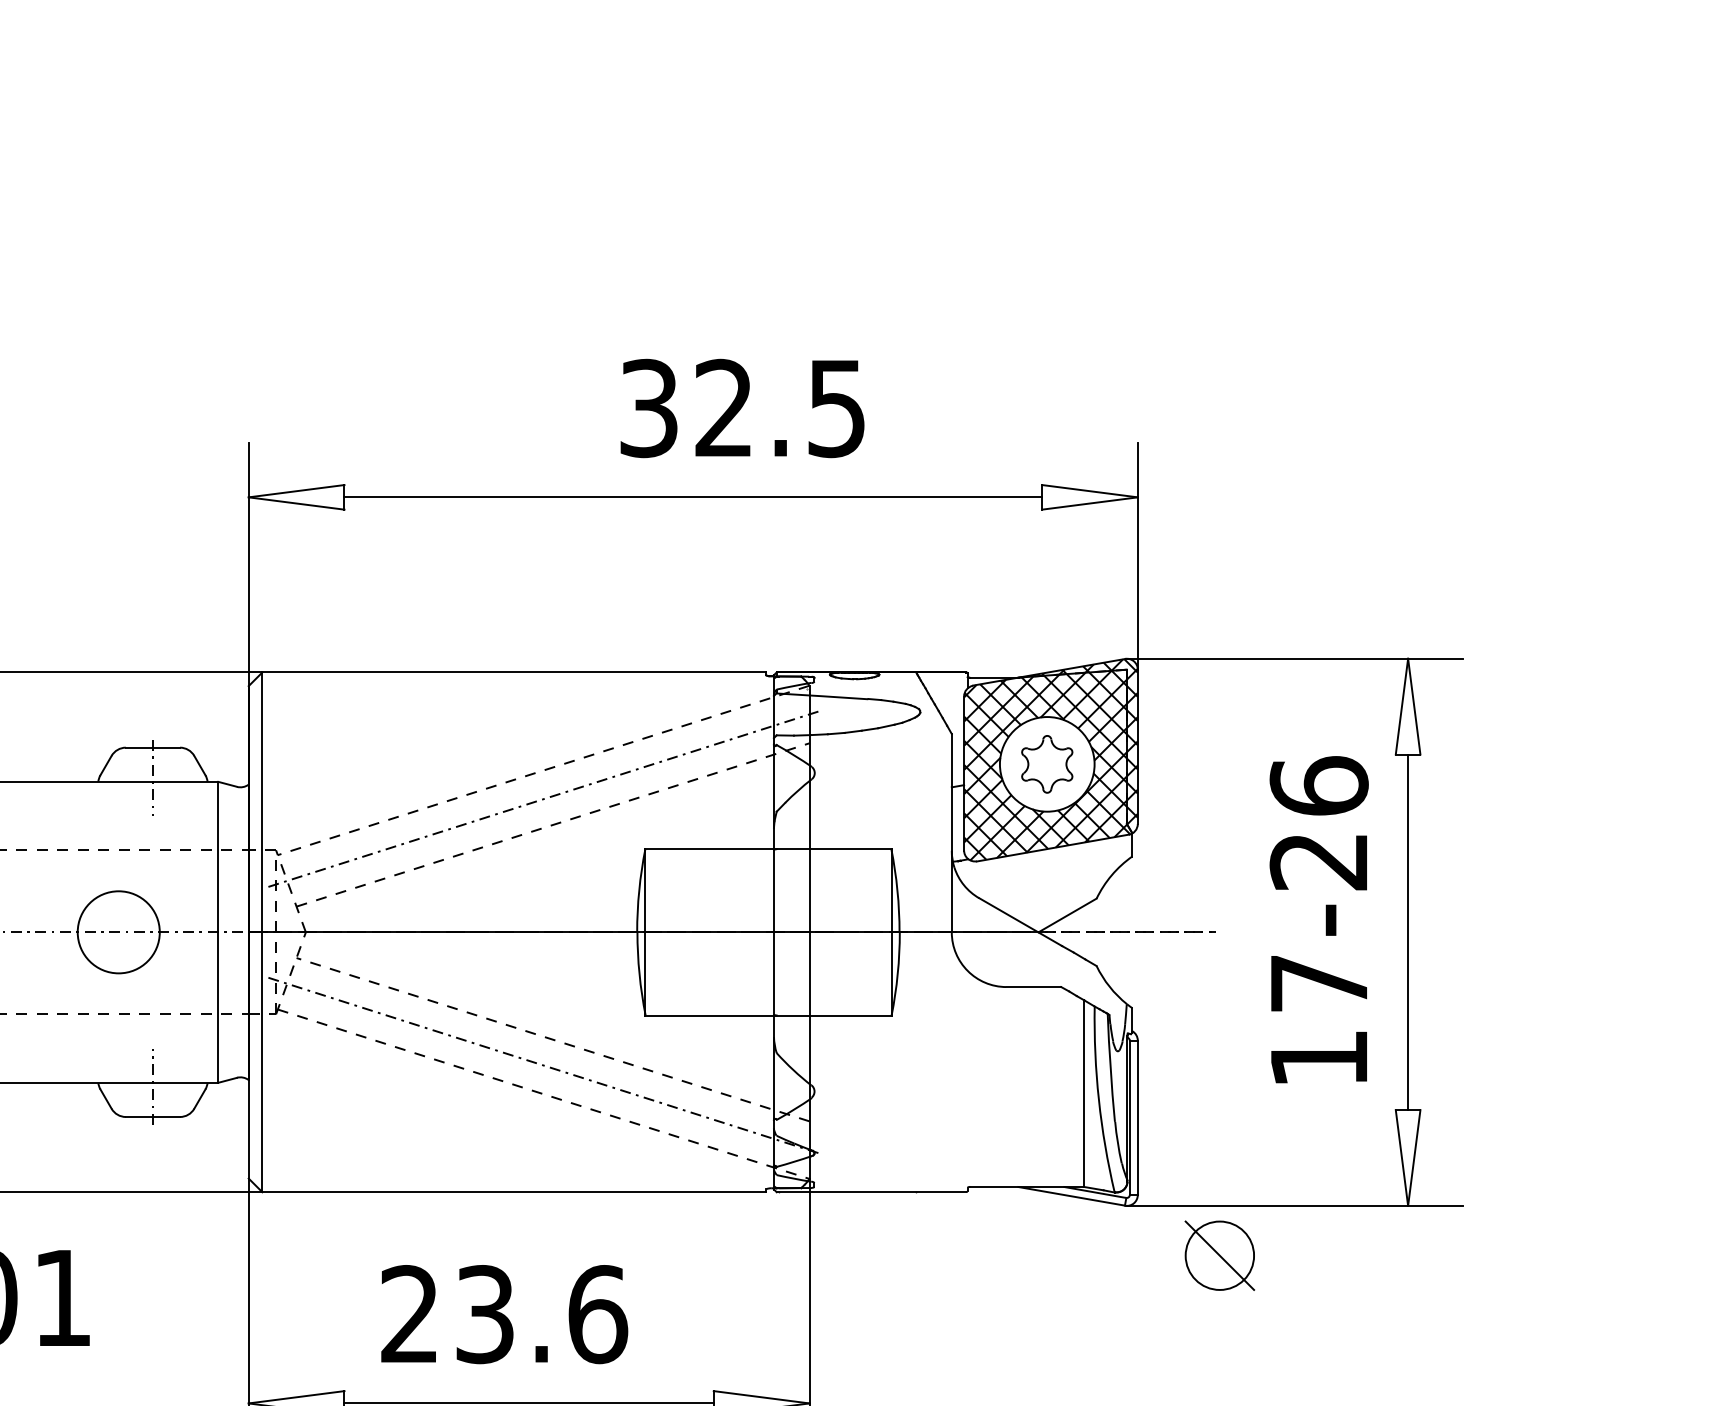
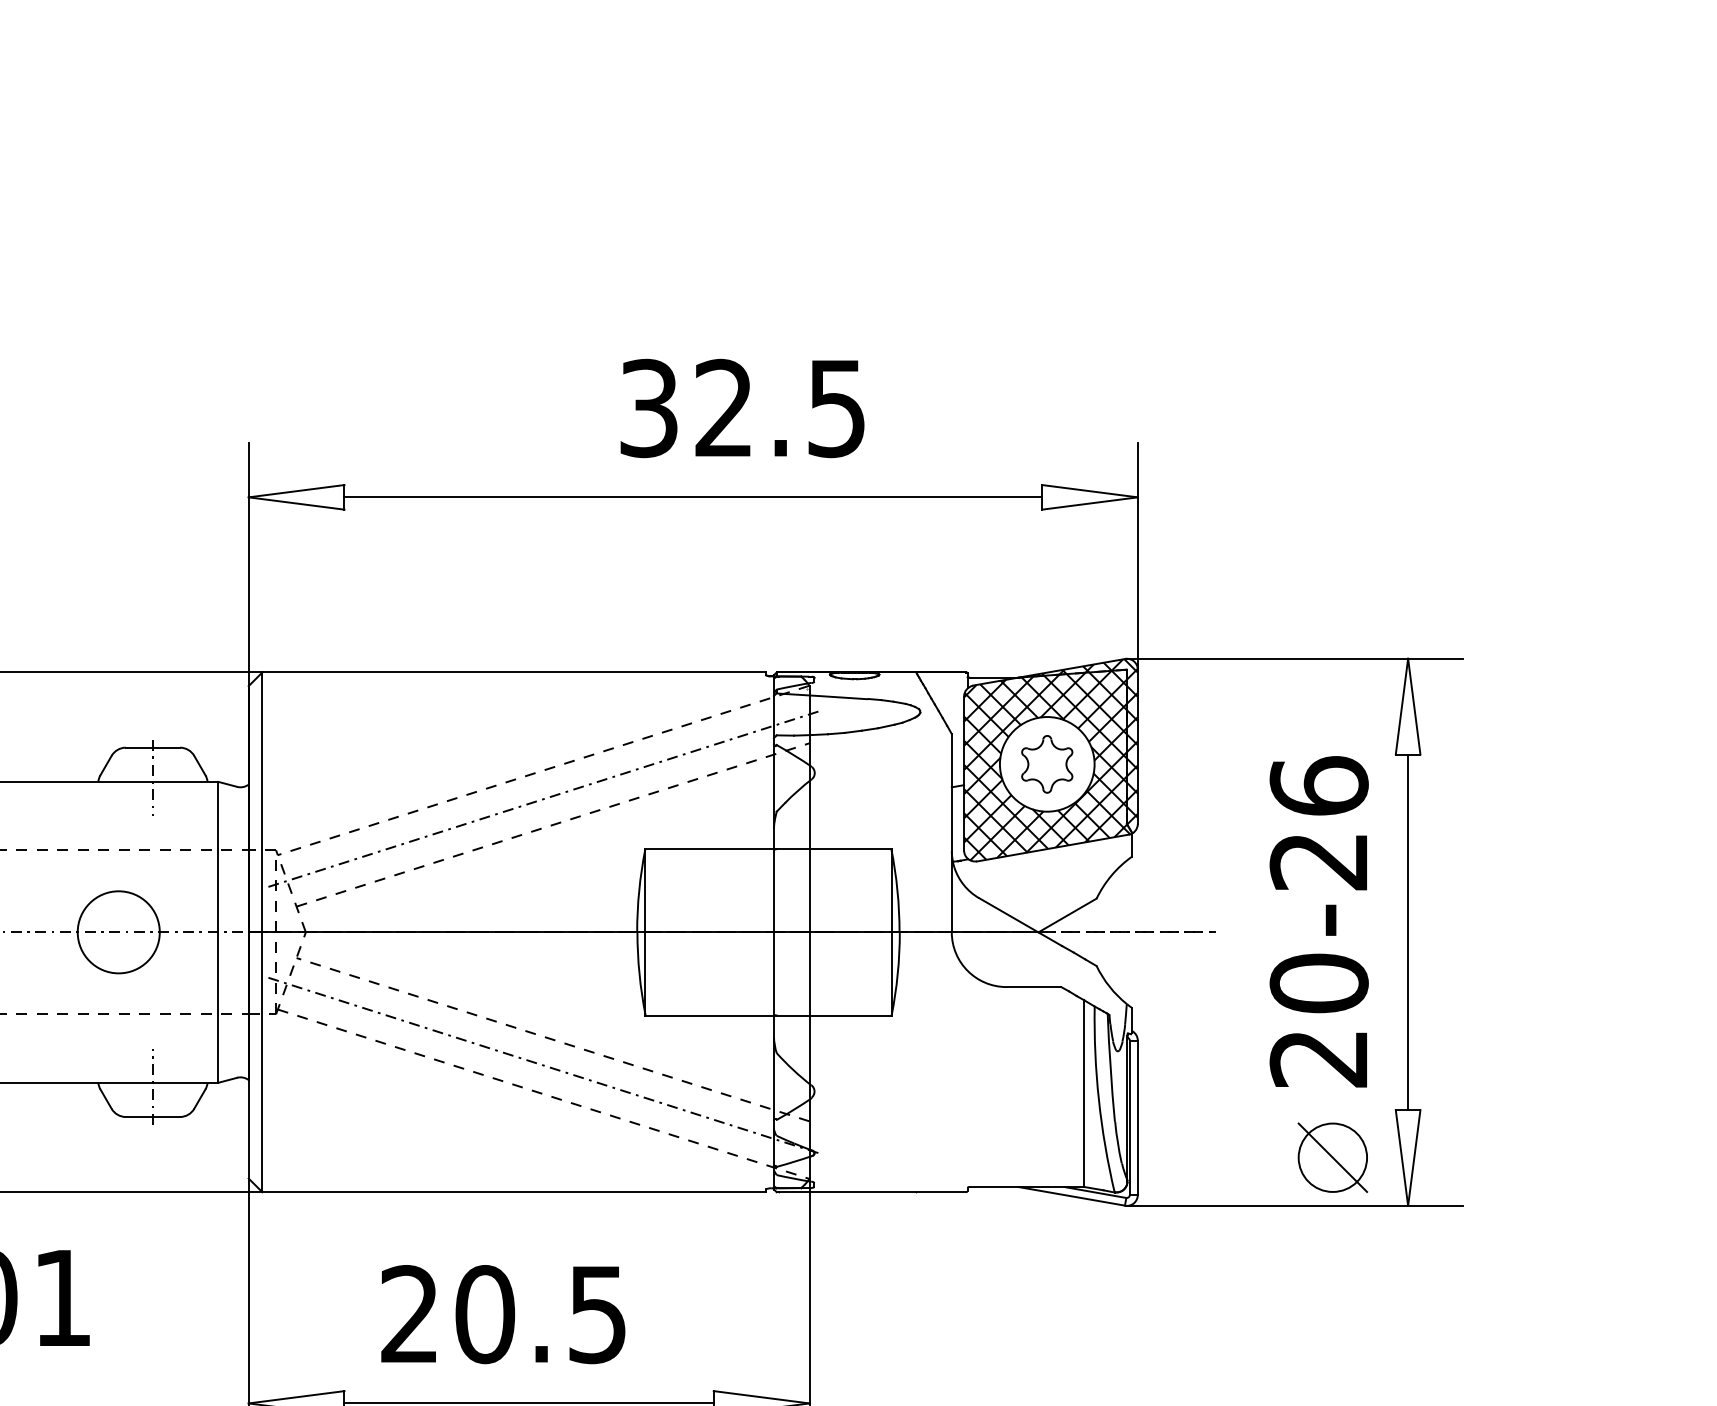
text: 17 -> 20 (1318, 1020)
part position: (1219, 1255) -> (1332, 1157) (1332, 1157)
text: 23.6 -> 20.5 (541, 1314)
